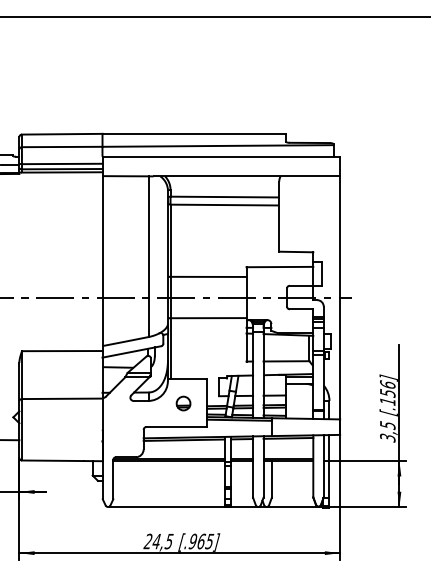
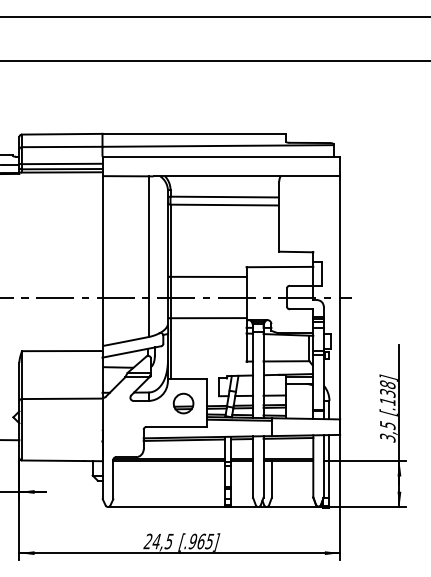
line: none -> present (214, 60)
text: [.156] -> [.138] (387, 387)
part size: 17x17 px -> 23x23 px (183, 403)
